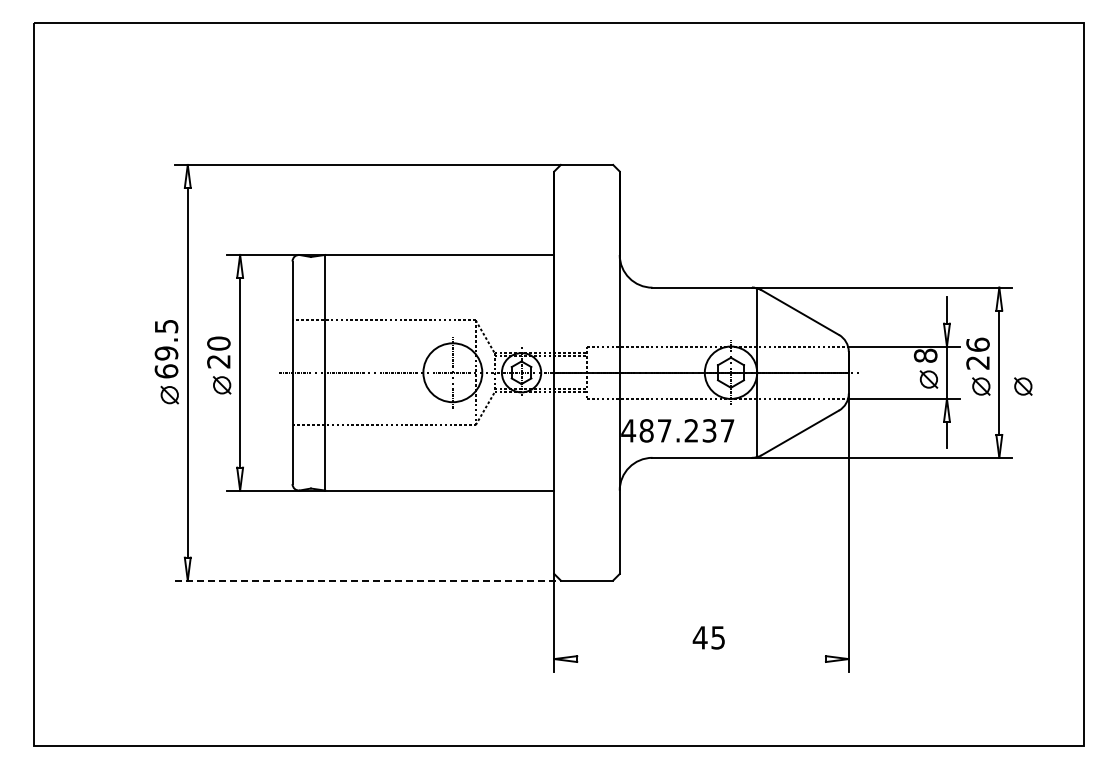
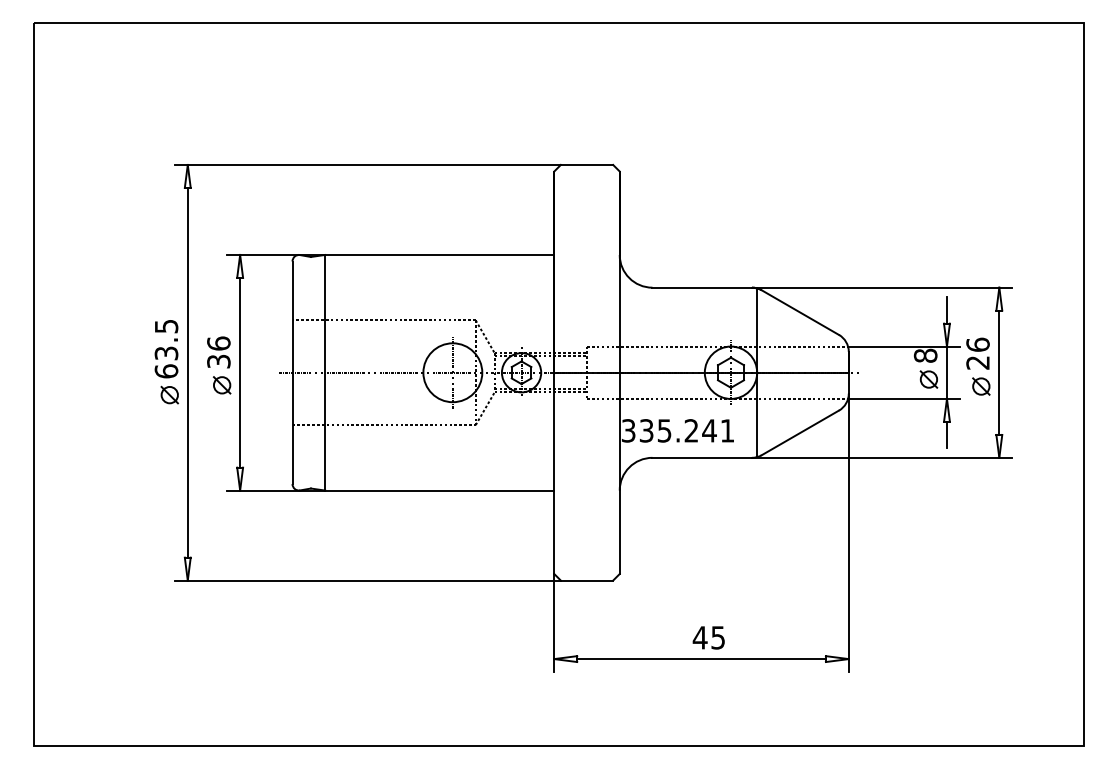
text: 20 -> 36 (218, 352)
text: 69.5 -> 63.5 (166, 353)
part: present -> none (1023, 386)
text: 487.237 -> 335.241 (677, 430)
line: dashed -> solid (368, 580)
line: none -> present (701, 659)
